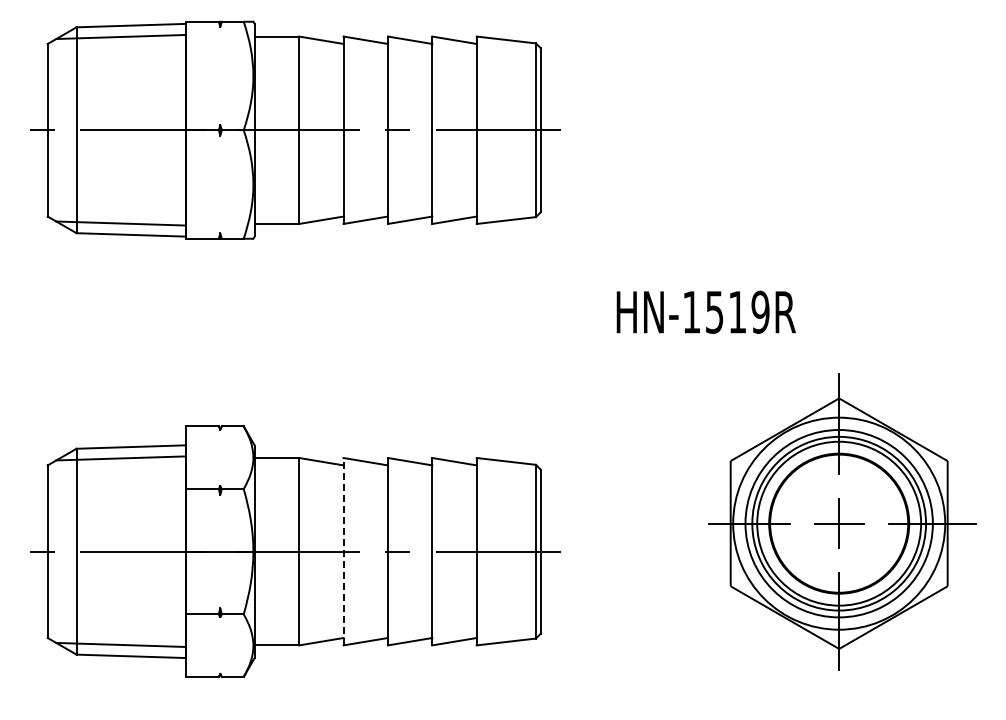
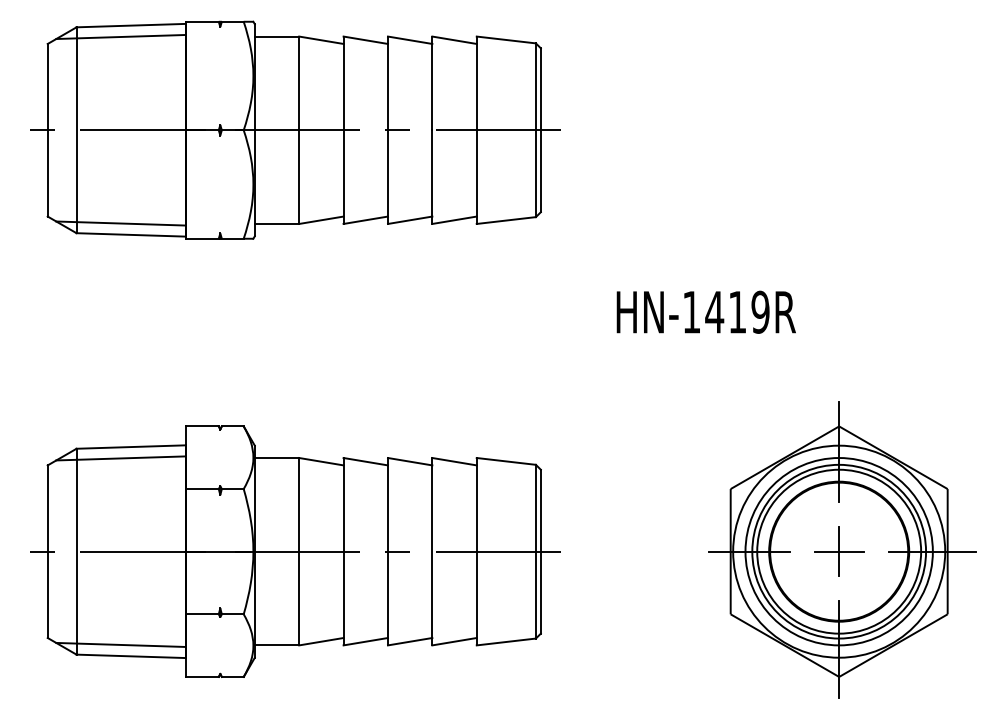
text: HN-1519R -> HN-1419R (714, 312)
part position: (842, 521) -> (842, 549) (842, 549)
line: dashed -> solid (343, 551)
